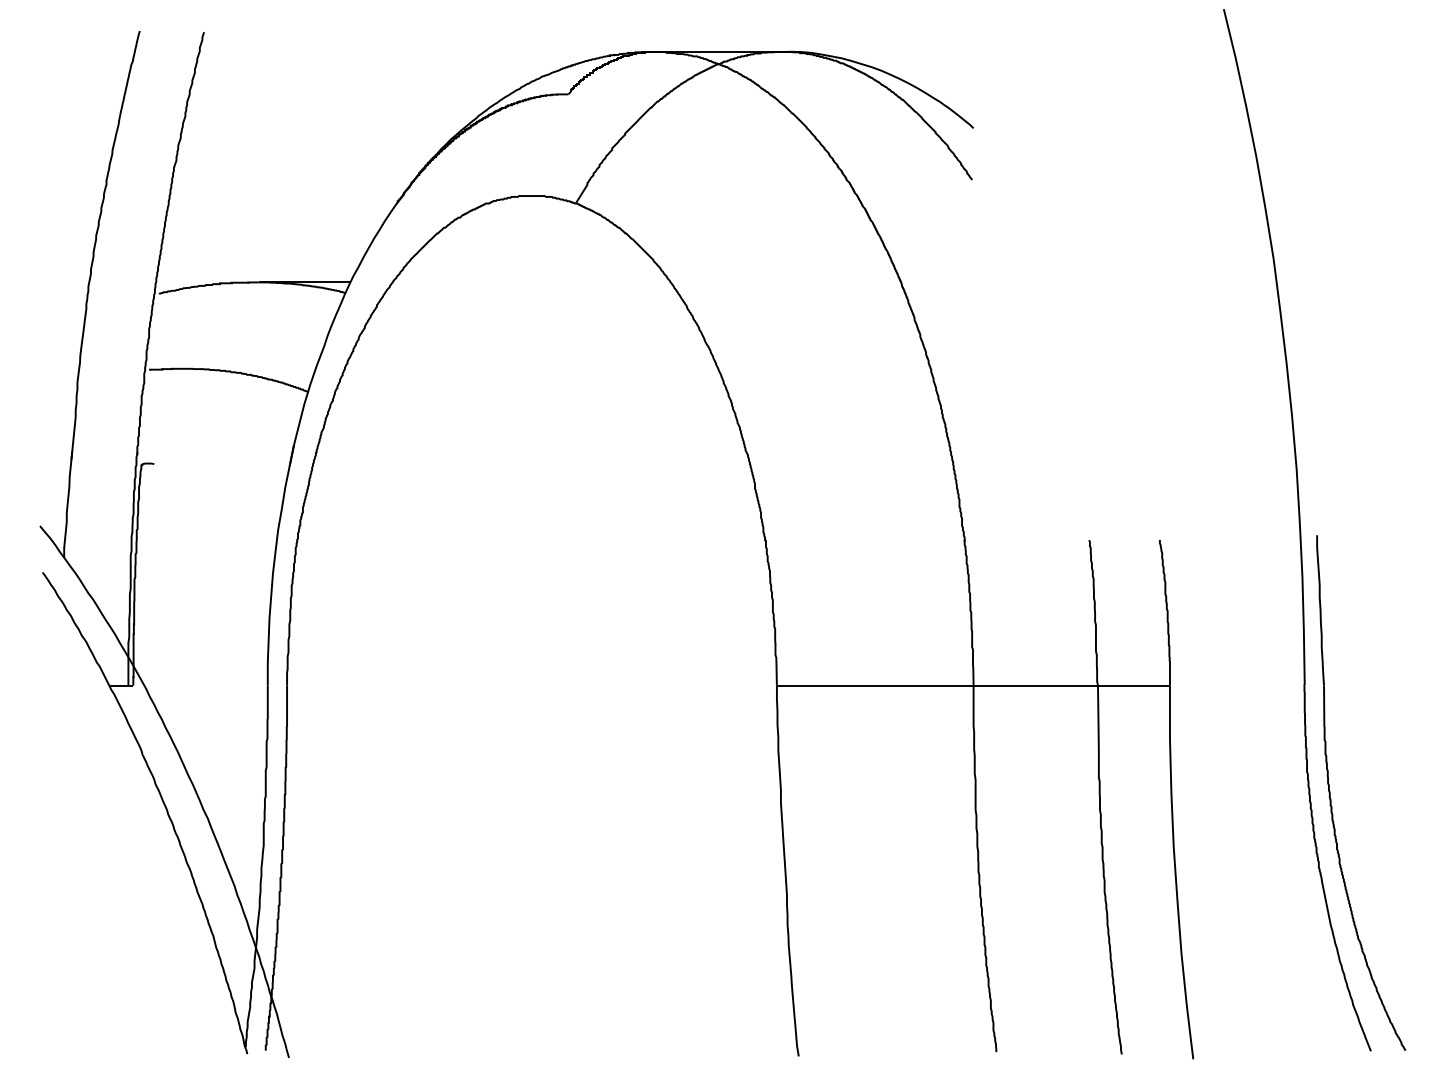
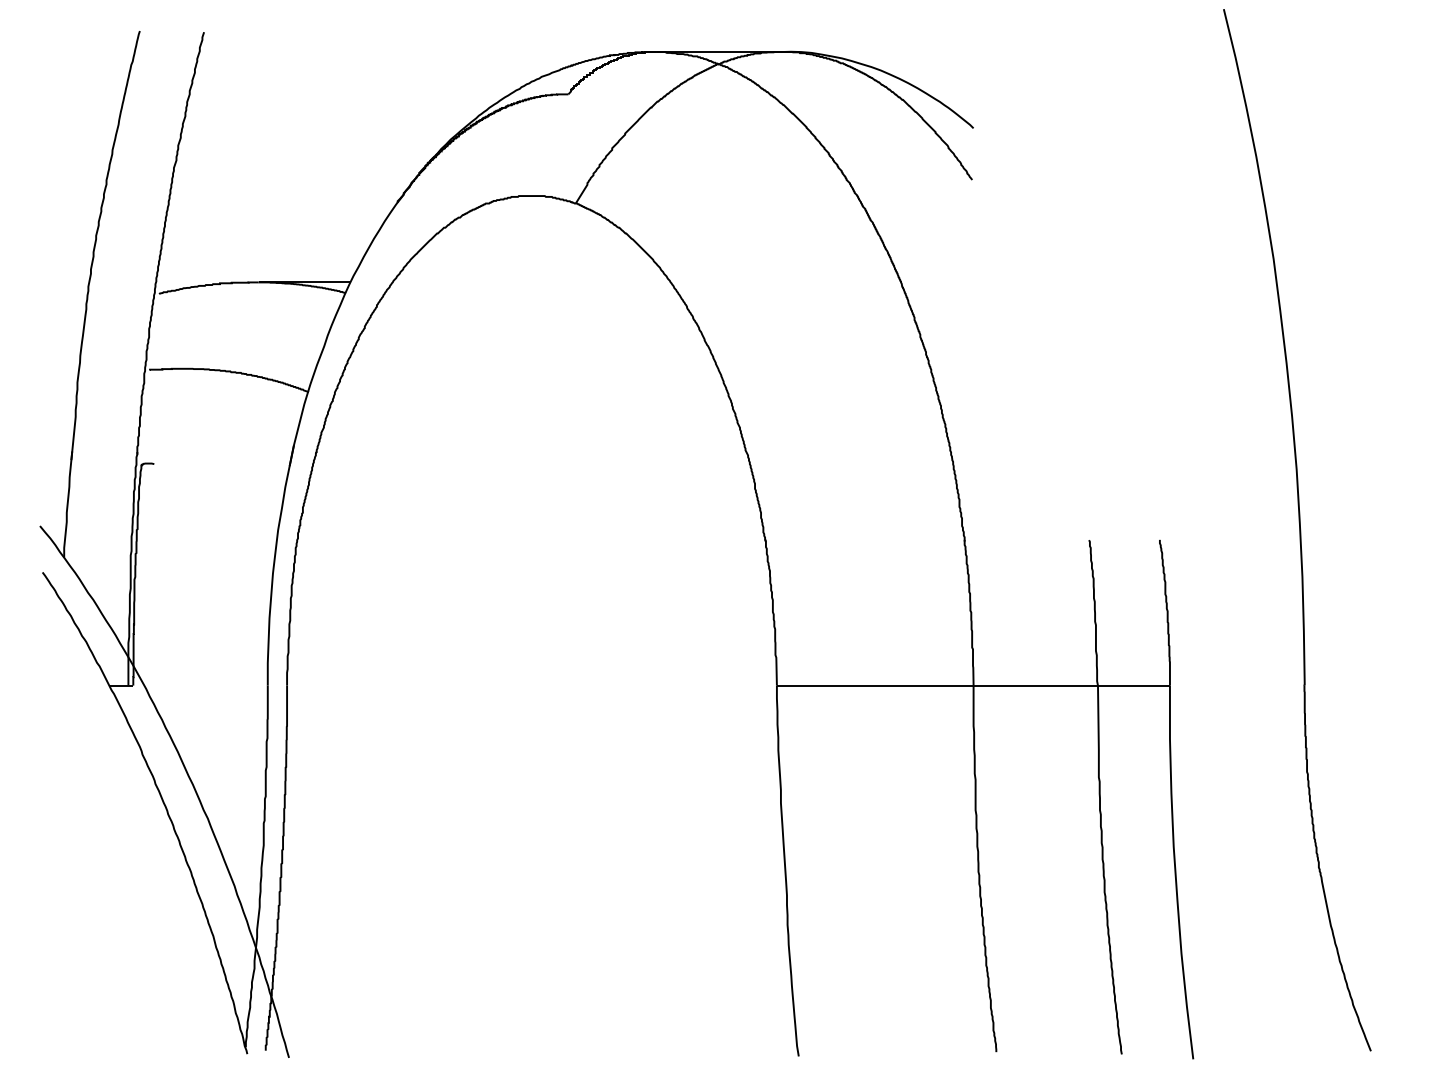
part: present -> none (1331, 798)
